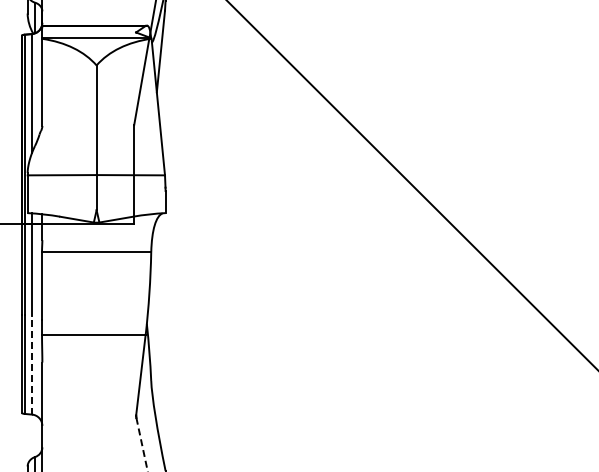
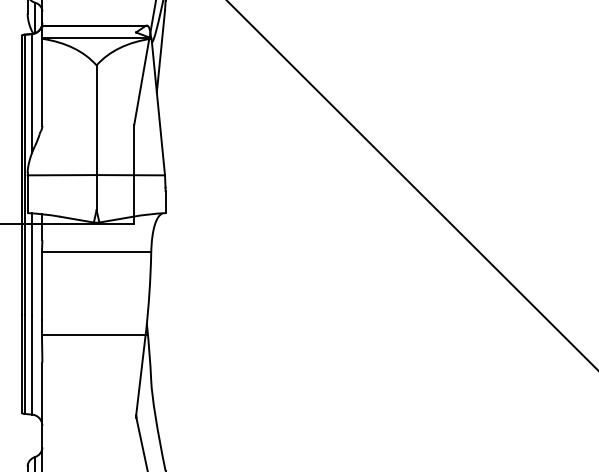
line: dashed -> solid (32, 365)
line: dashed -> solid (142, 444)
